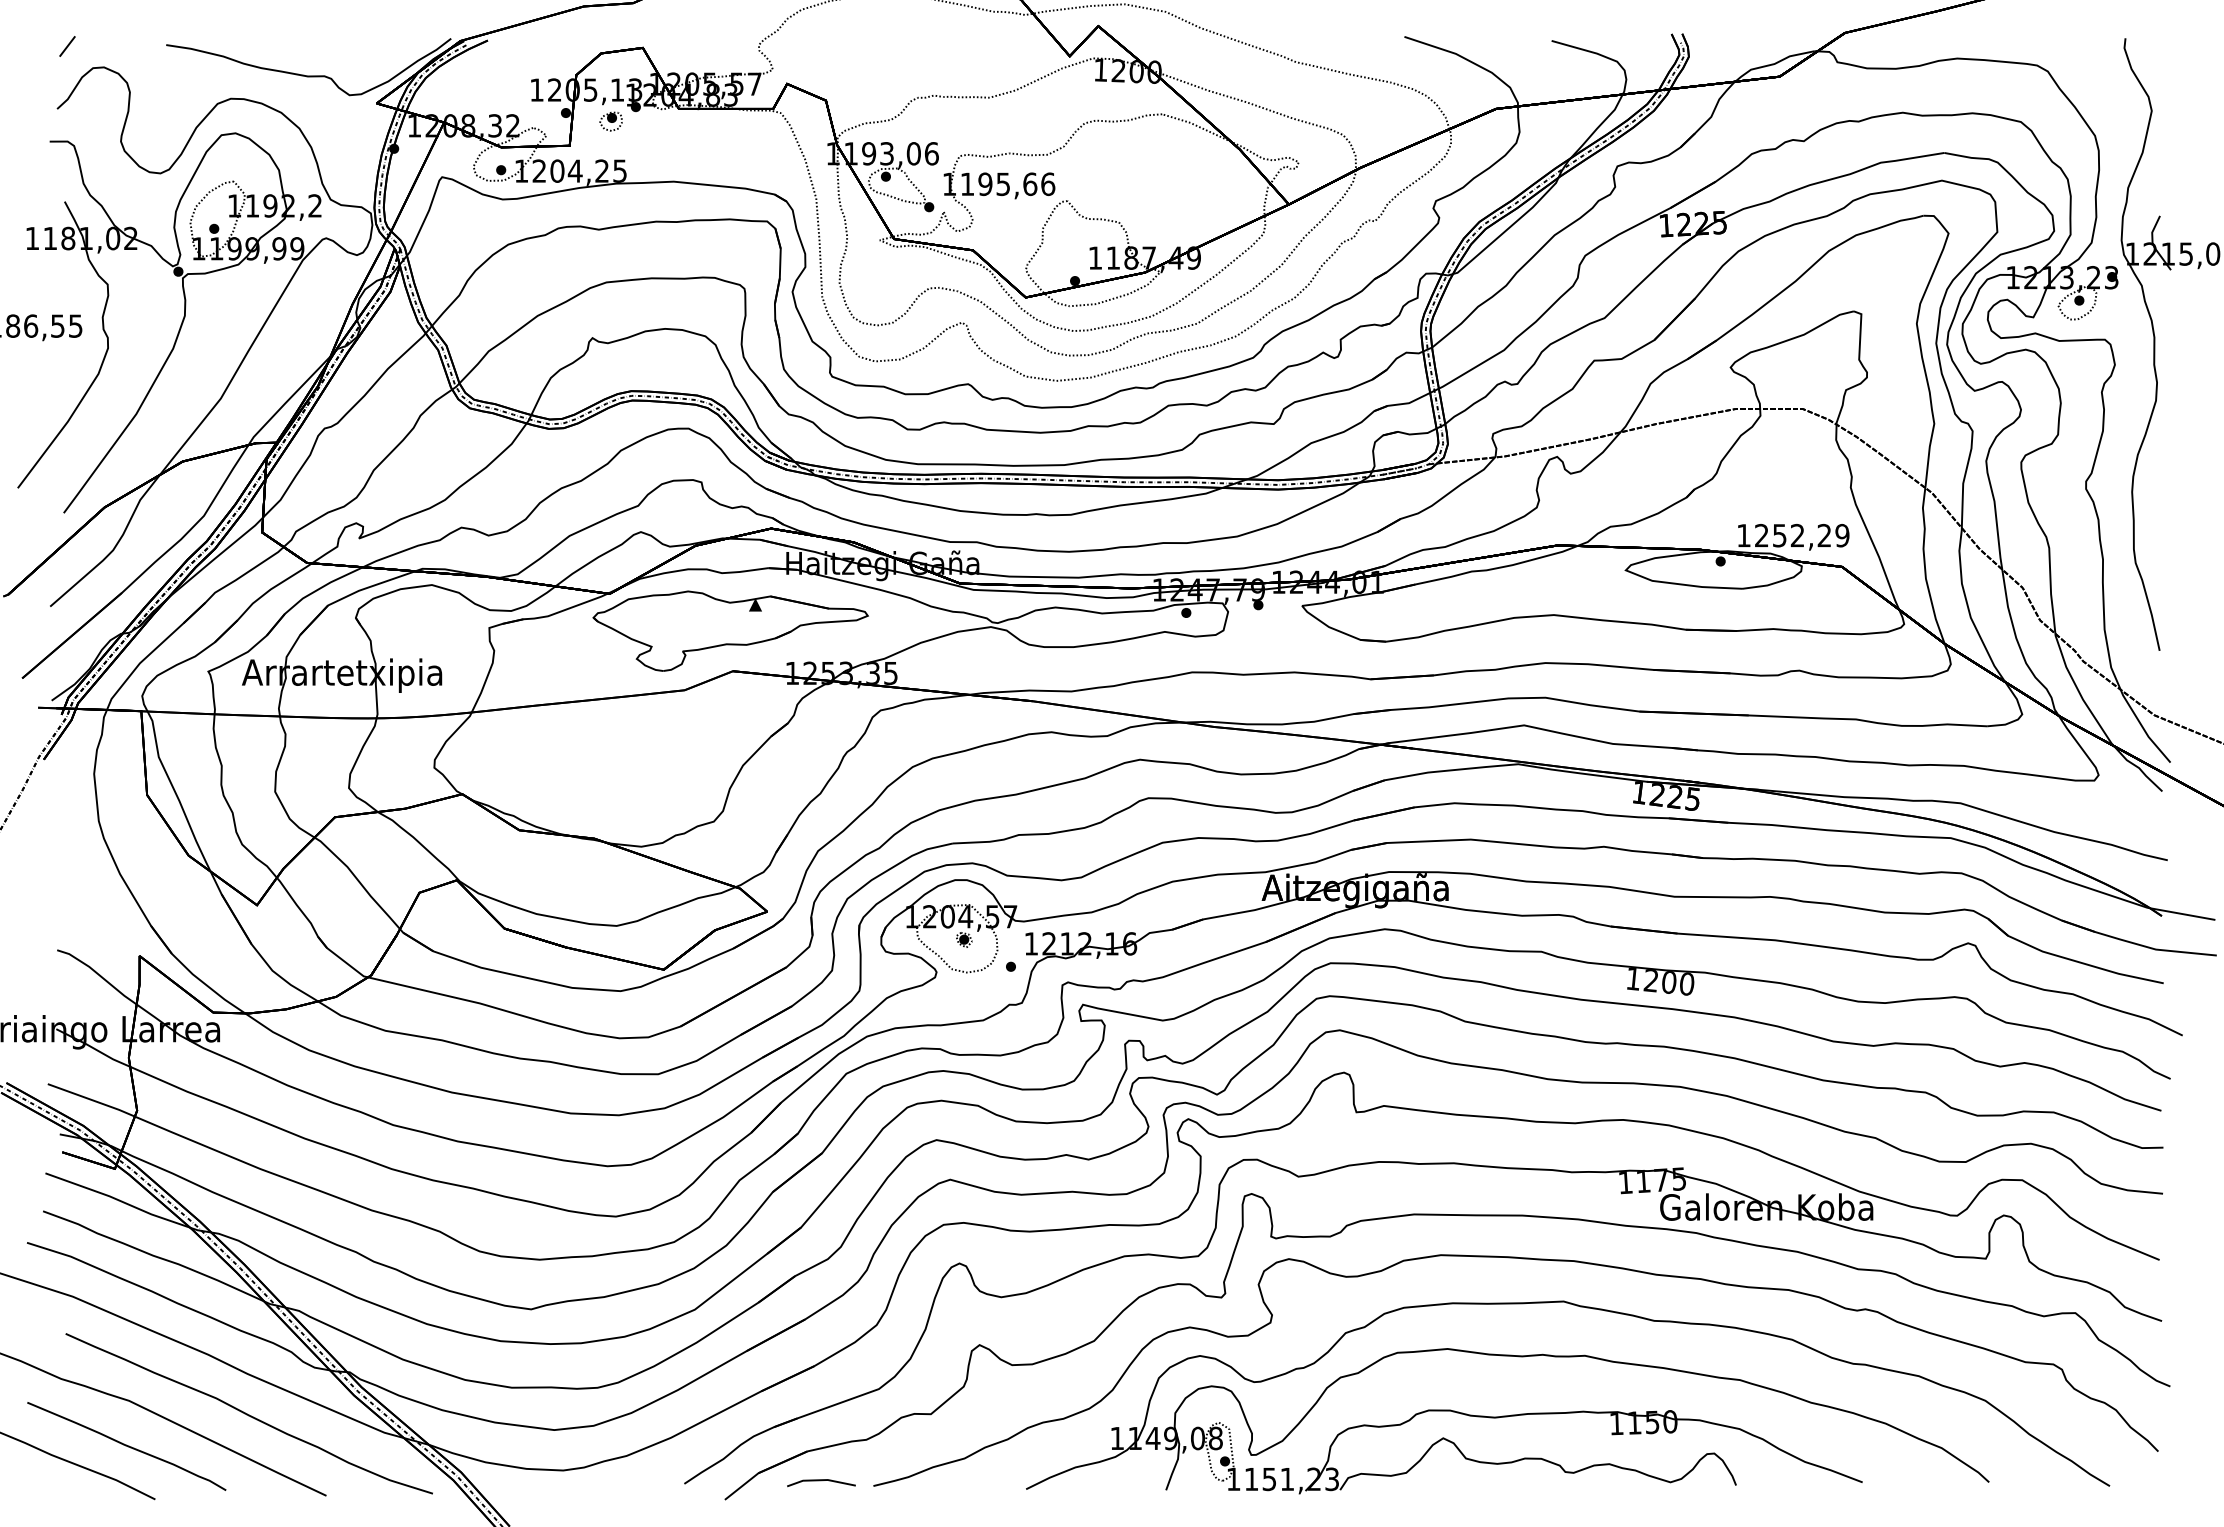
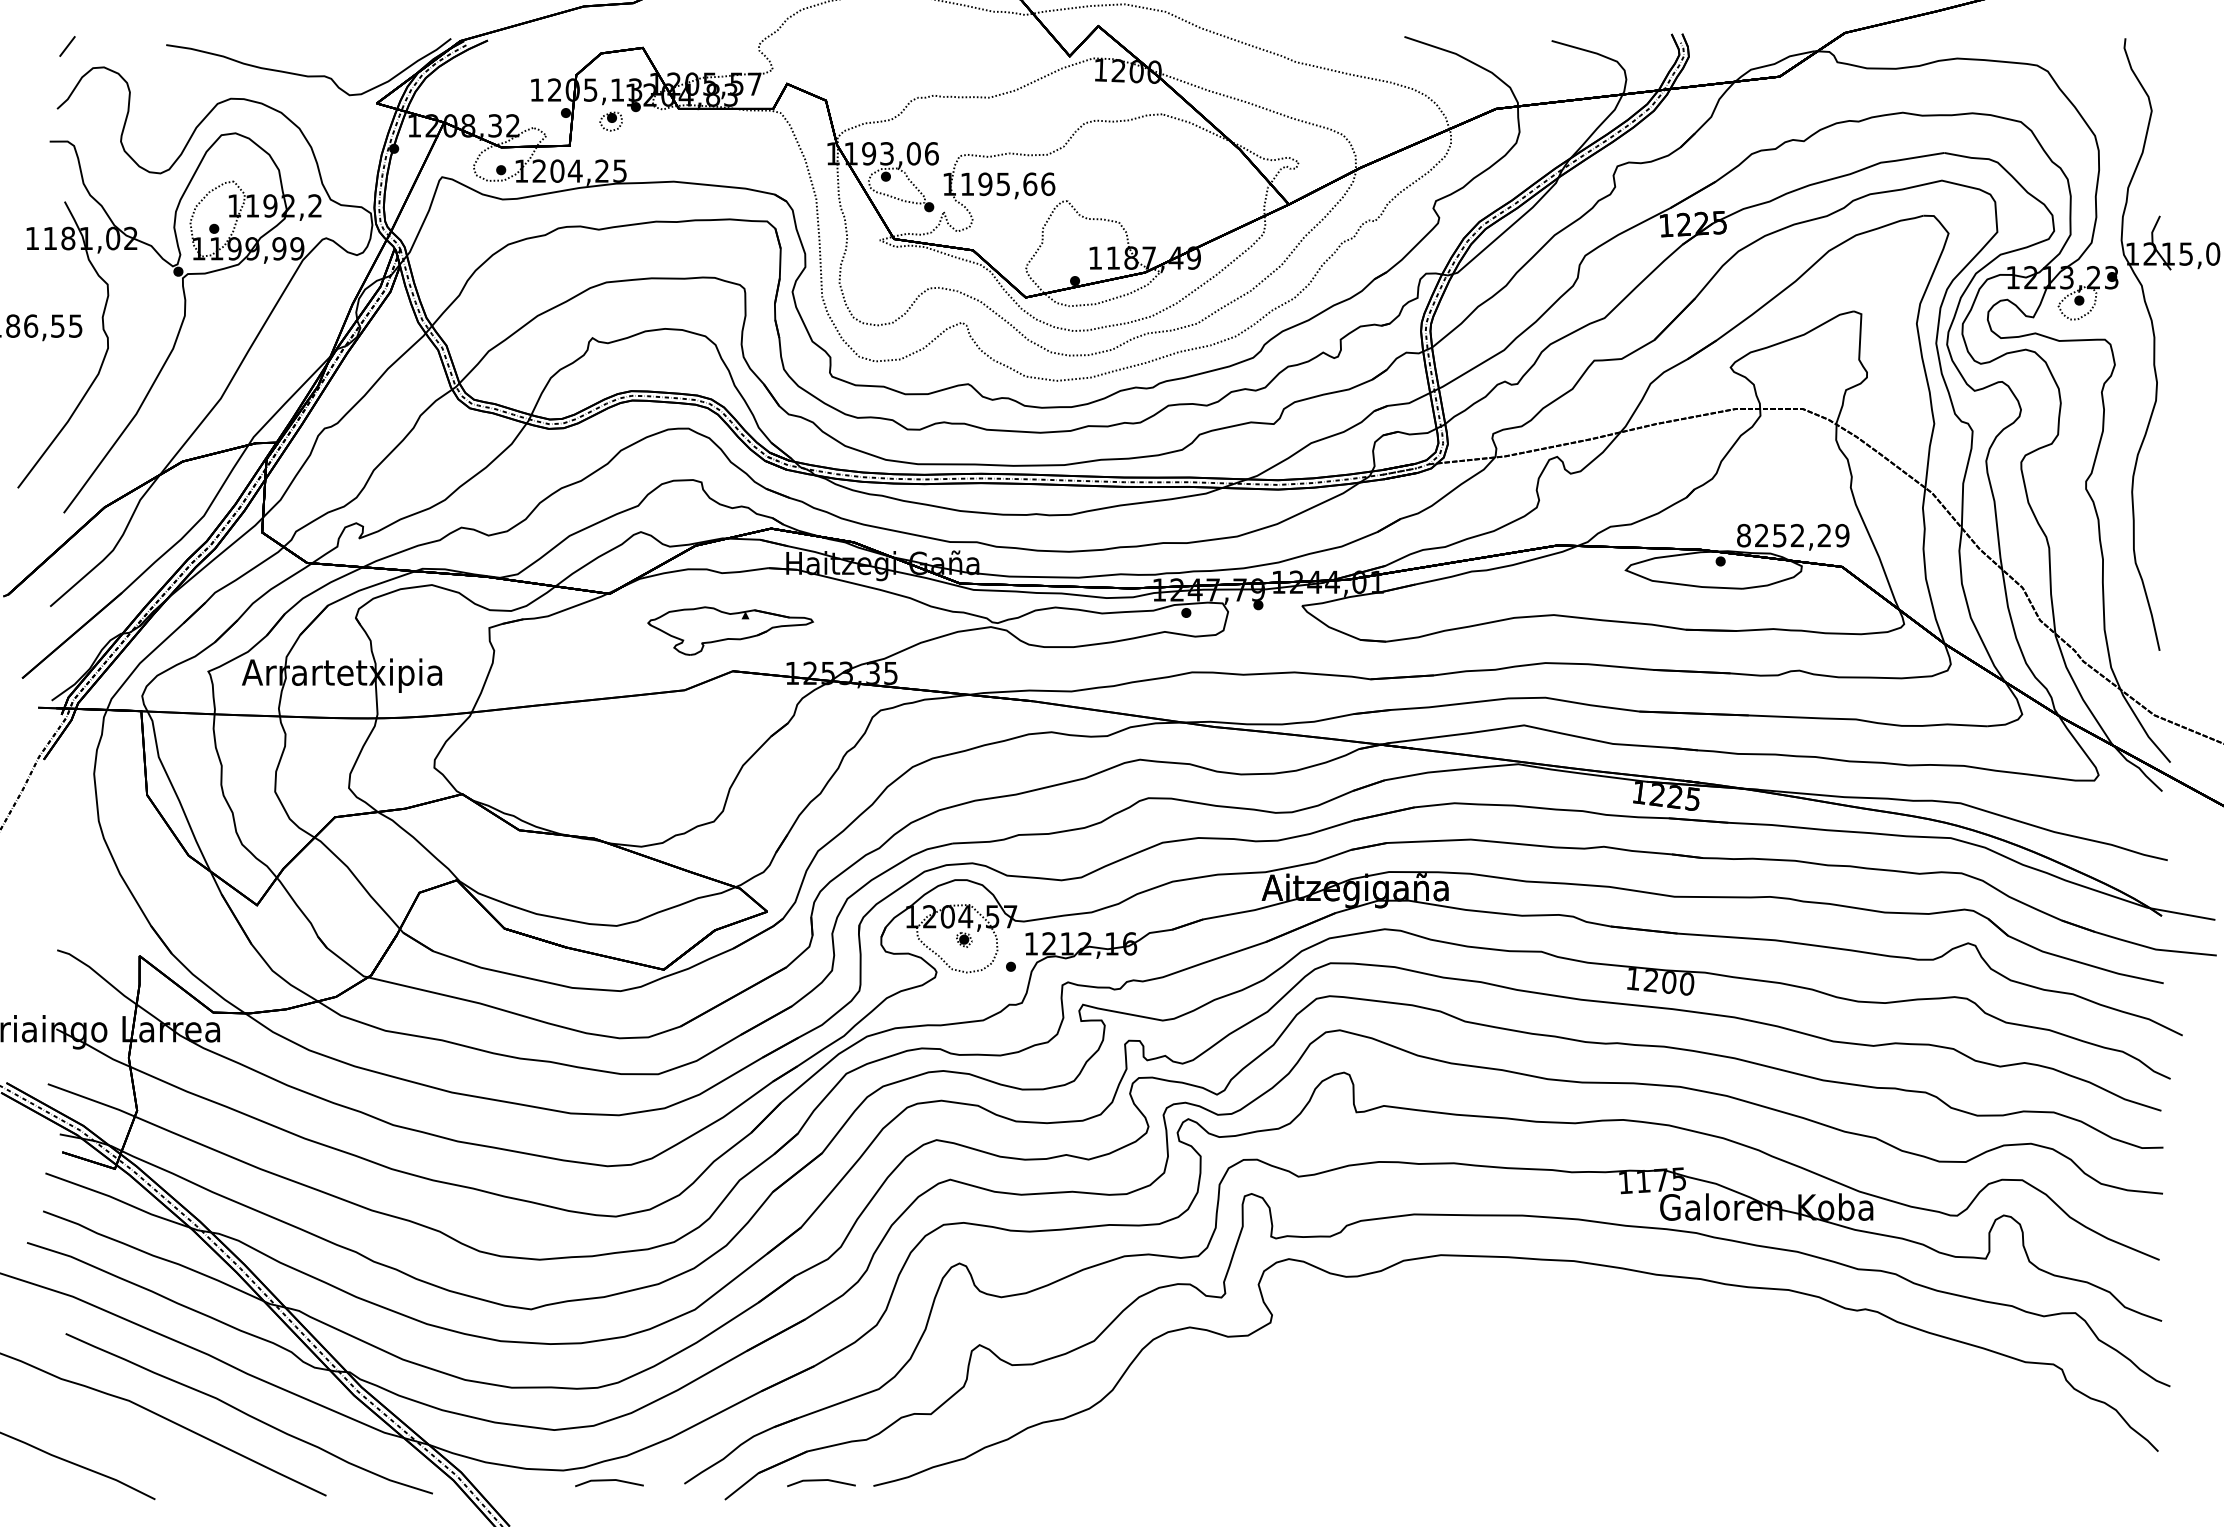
text: 1252,29 -> 8252,29 (1743, 535)
part size: 277x82 px -> 168x50 px (730, 630)
part: present -> none (1568, 1411)
curve: present -> none (126, 1446)
line: none -> present (609, 1481)
